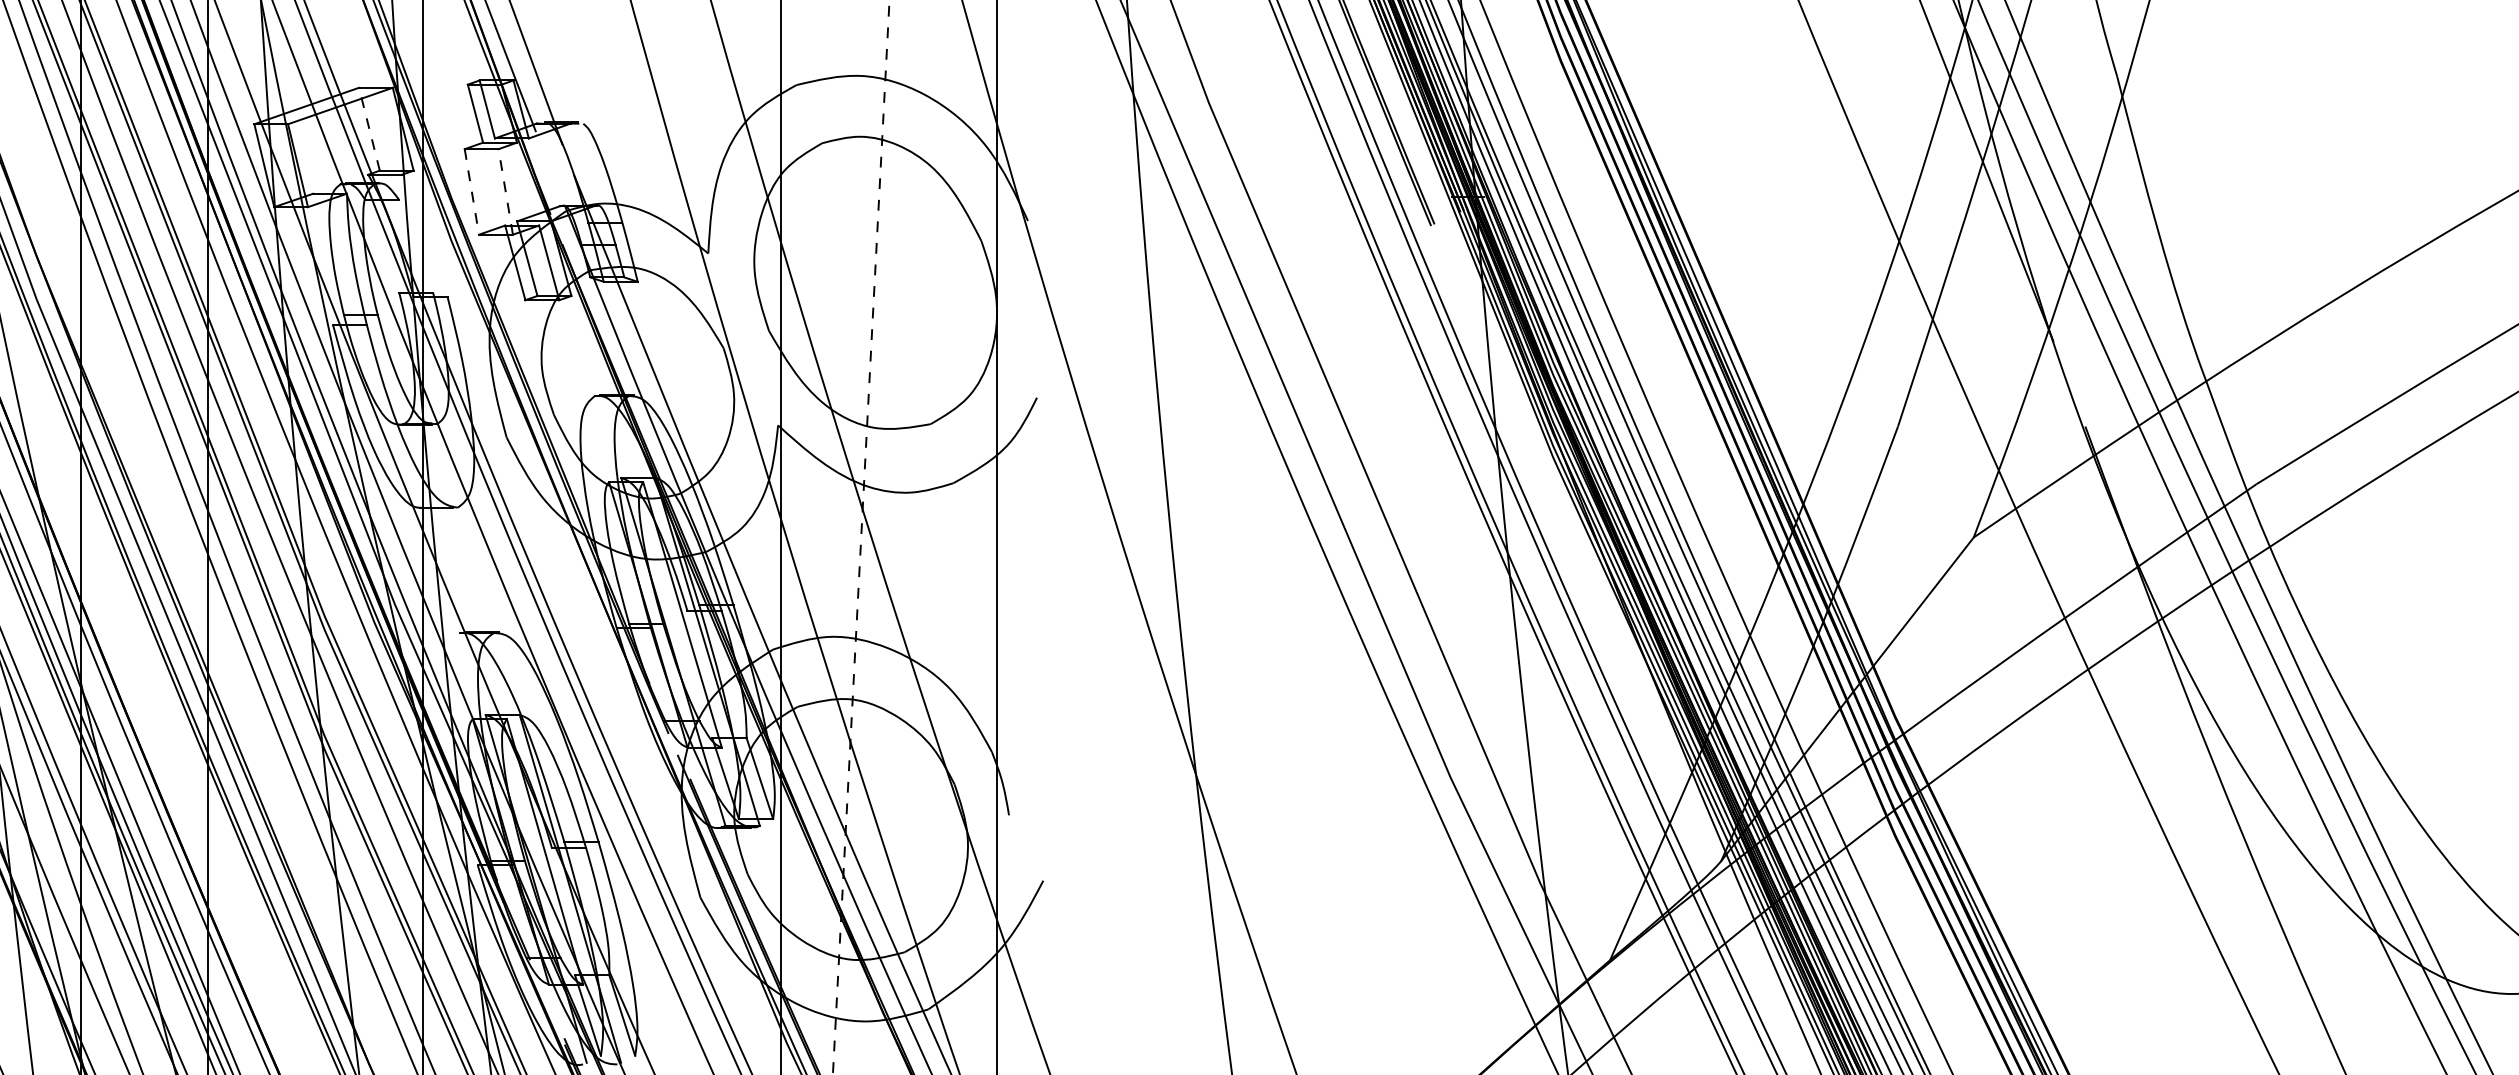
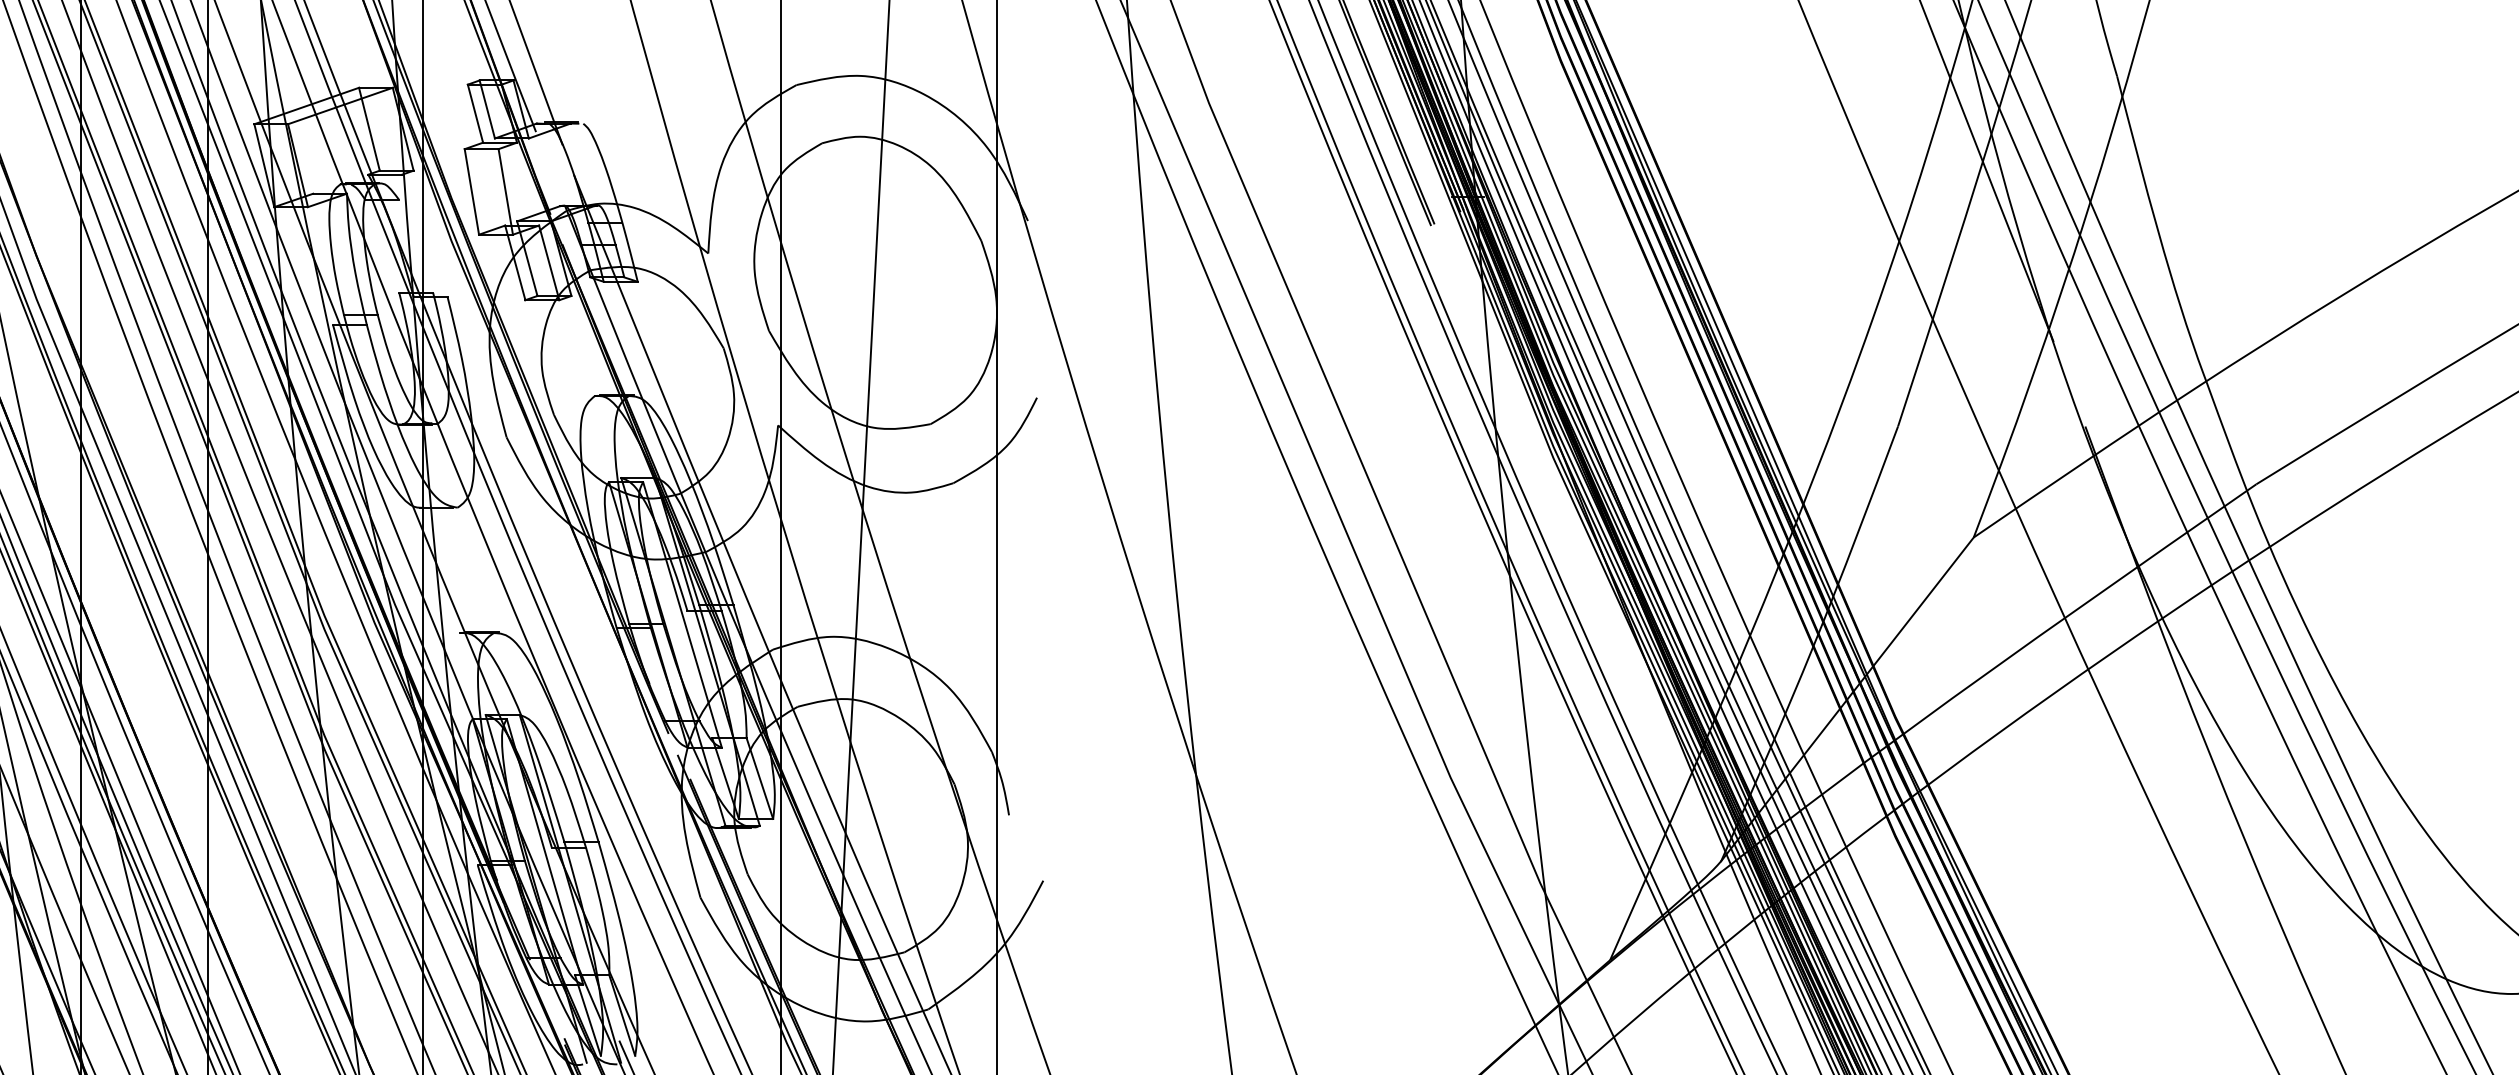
line: dashed -> solid (369, 129)
line: dashed -> solid (505, 191)
line: dashed -> solid (471, 192)
line: dashed -> solid (861, 537)
line: none -> present (626, 1056)
